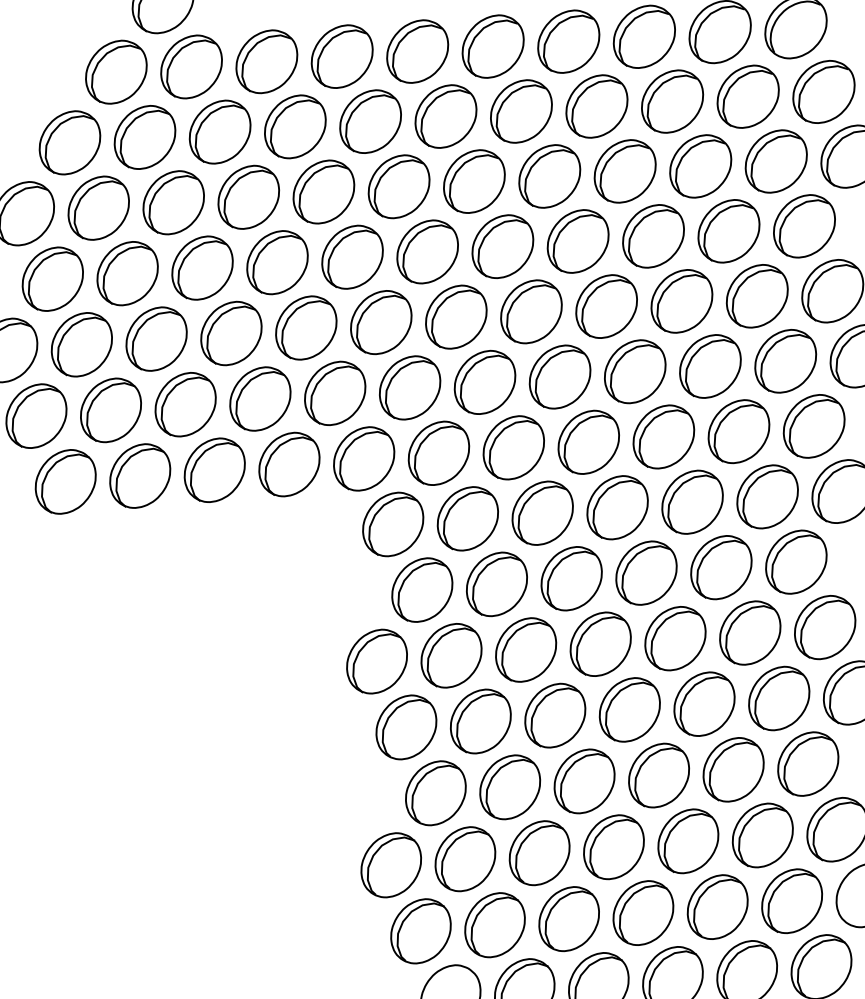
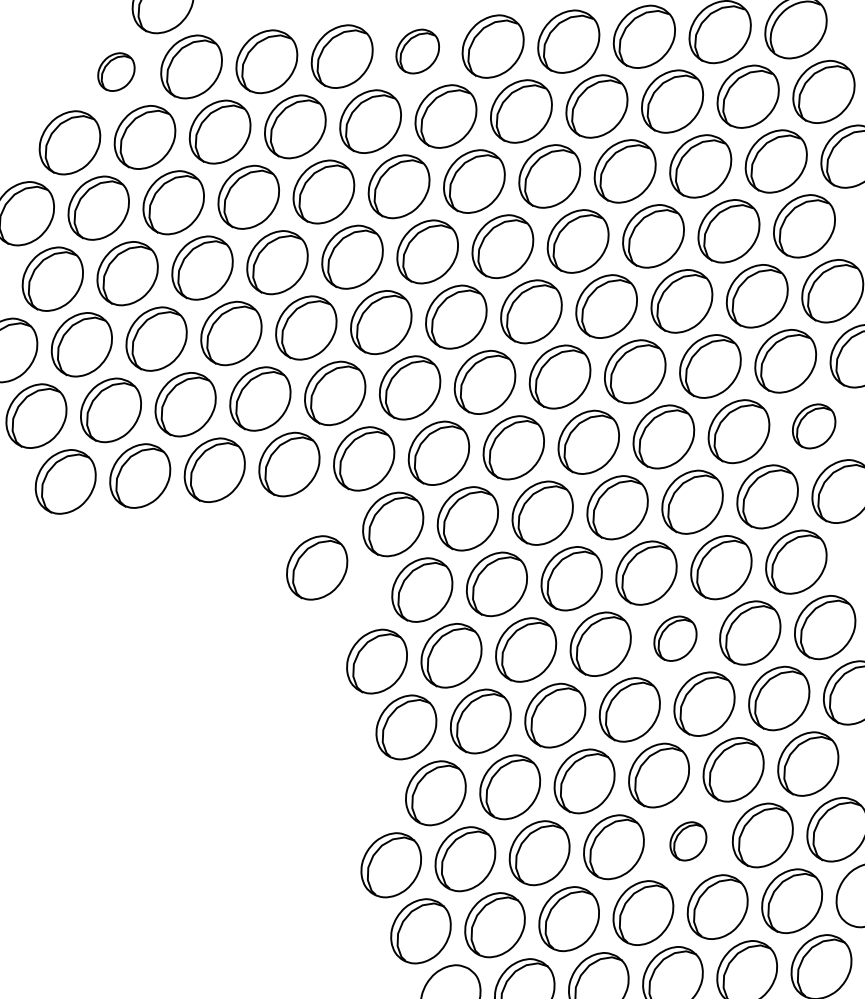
part size: 64x65 px -> 45x47 px (417, 51)
part size: 63x66 px -> 39x40 px (116, 71)
part size: 64x65 px -> 45x47 px (814, 426)
part: none -> present (317, 567)
part size: 63x66 px -> 45x47 px (675, 638)
part size: 63x67 px -> 39x41 px (688, 841)
